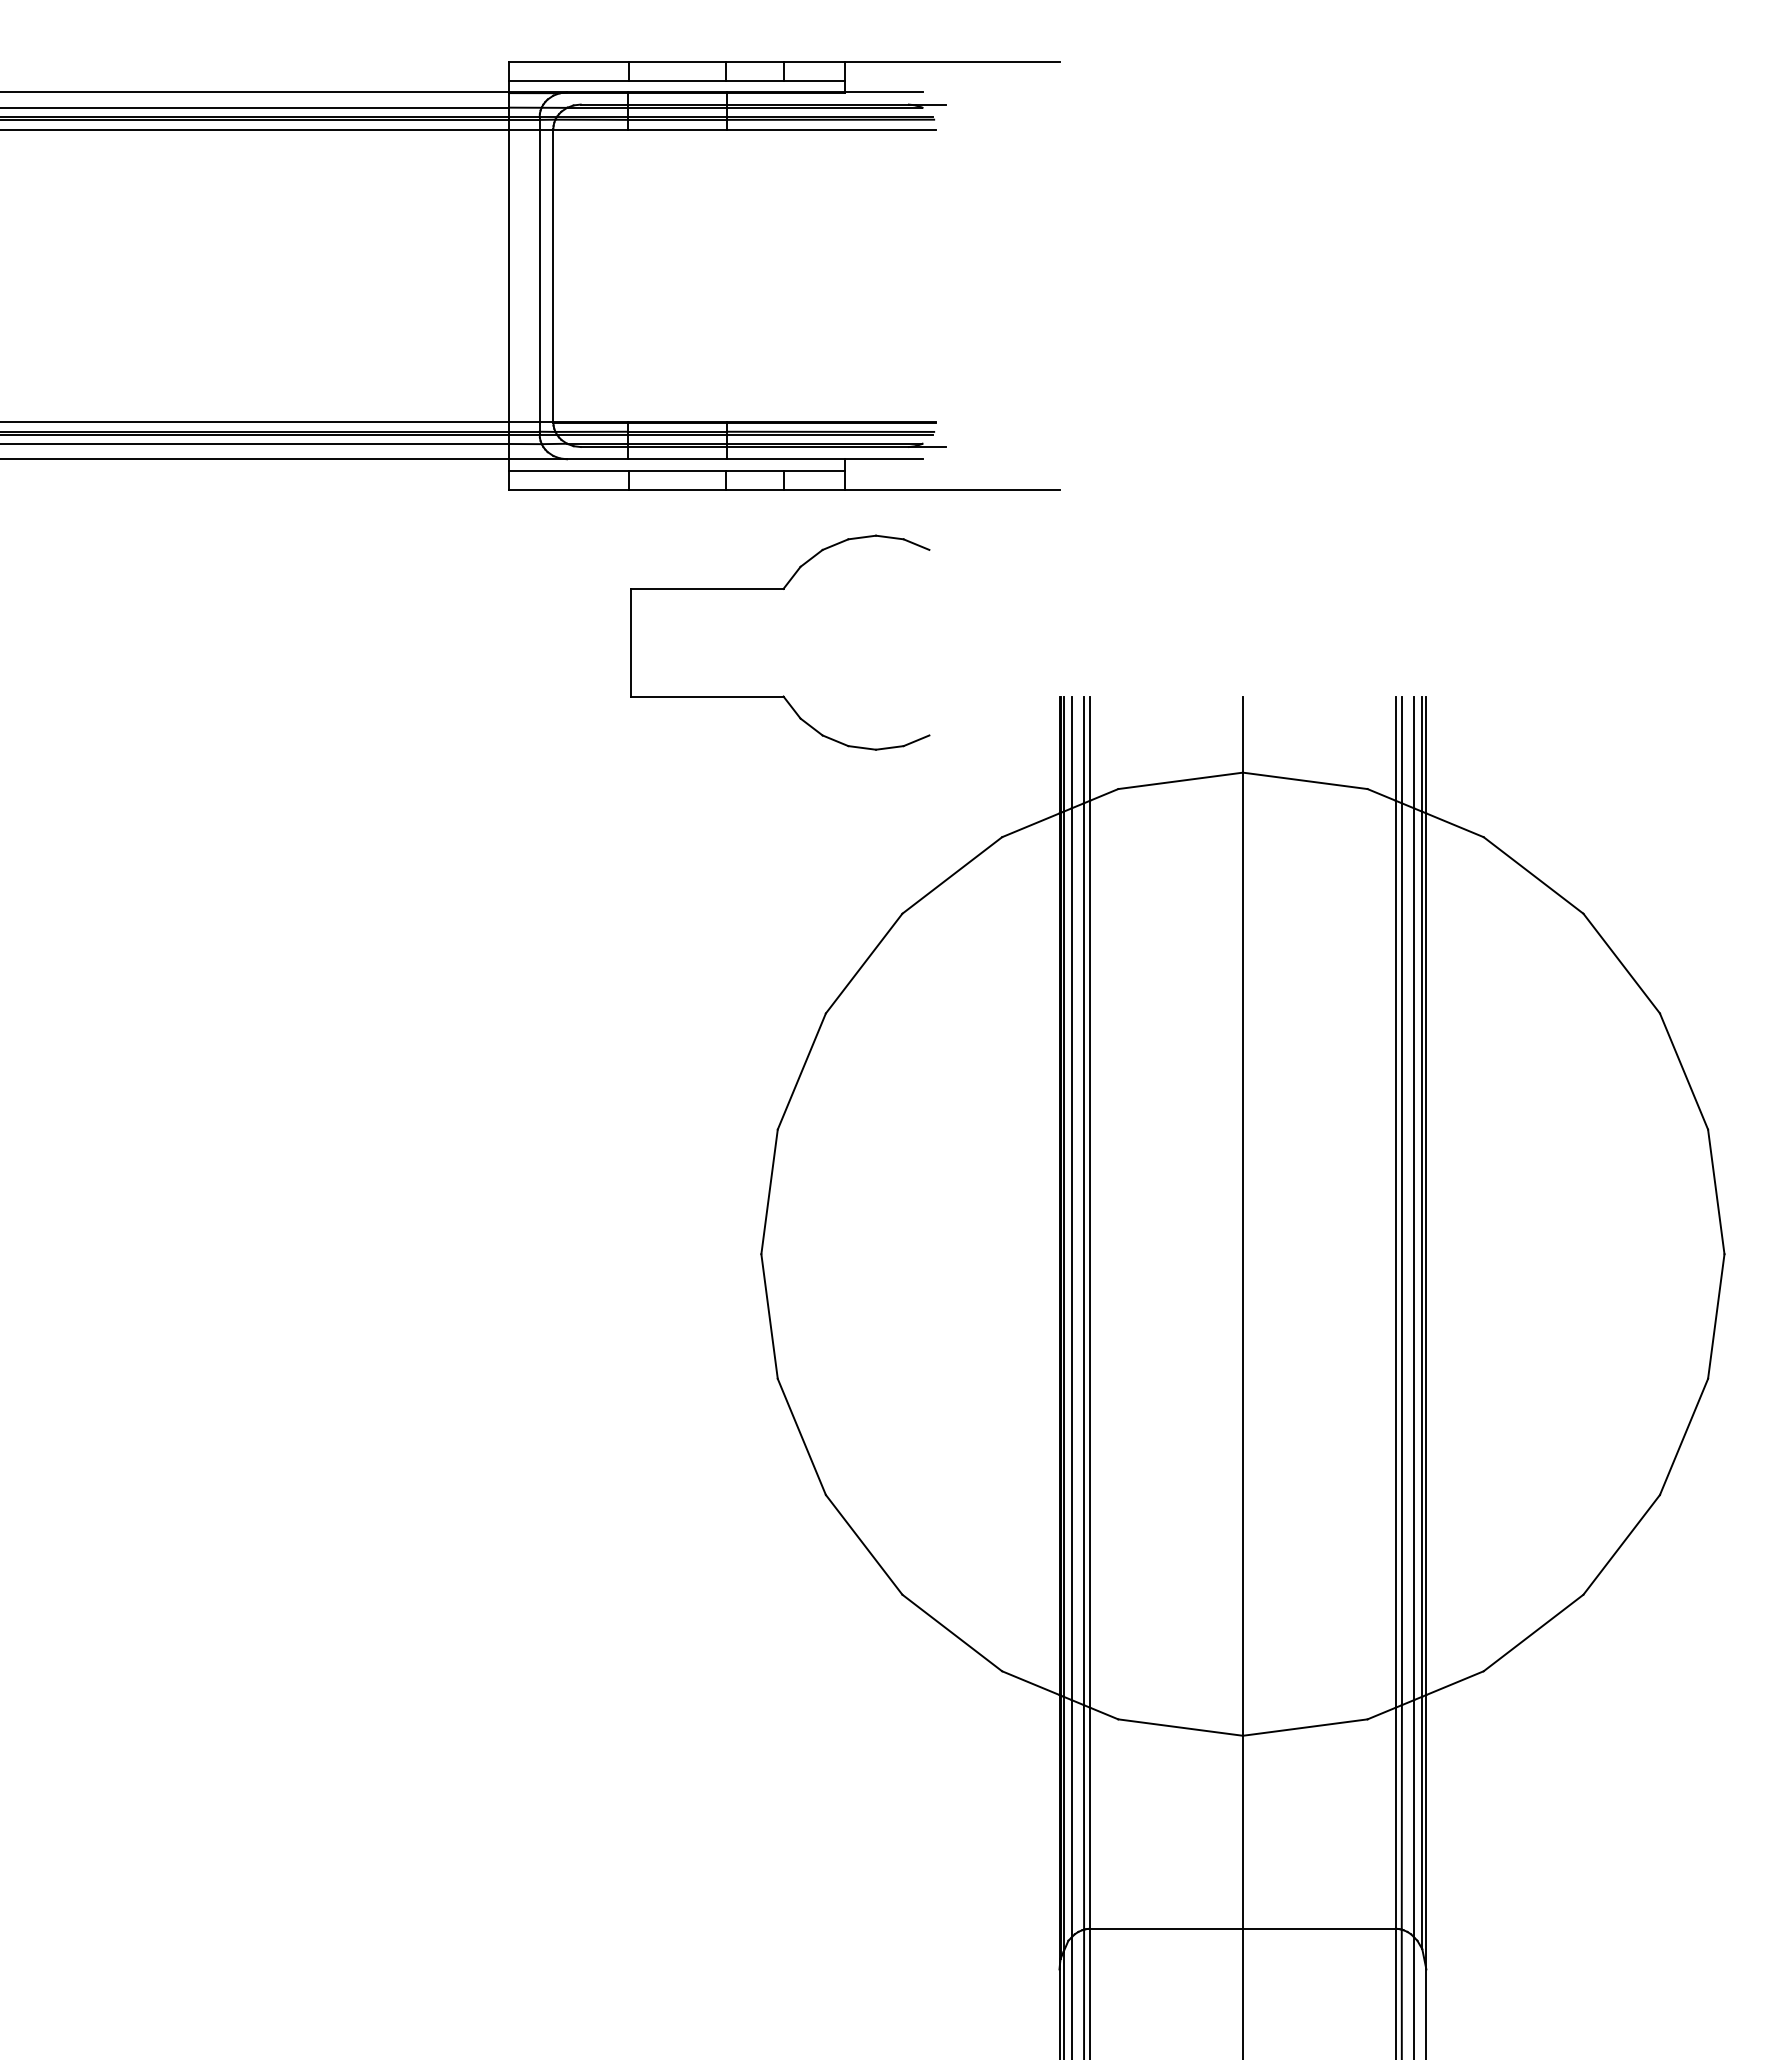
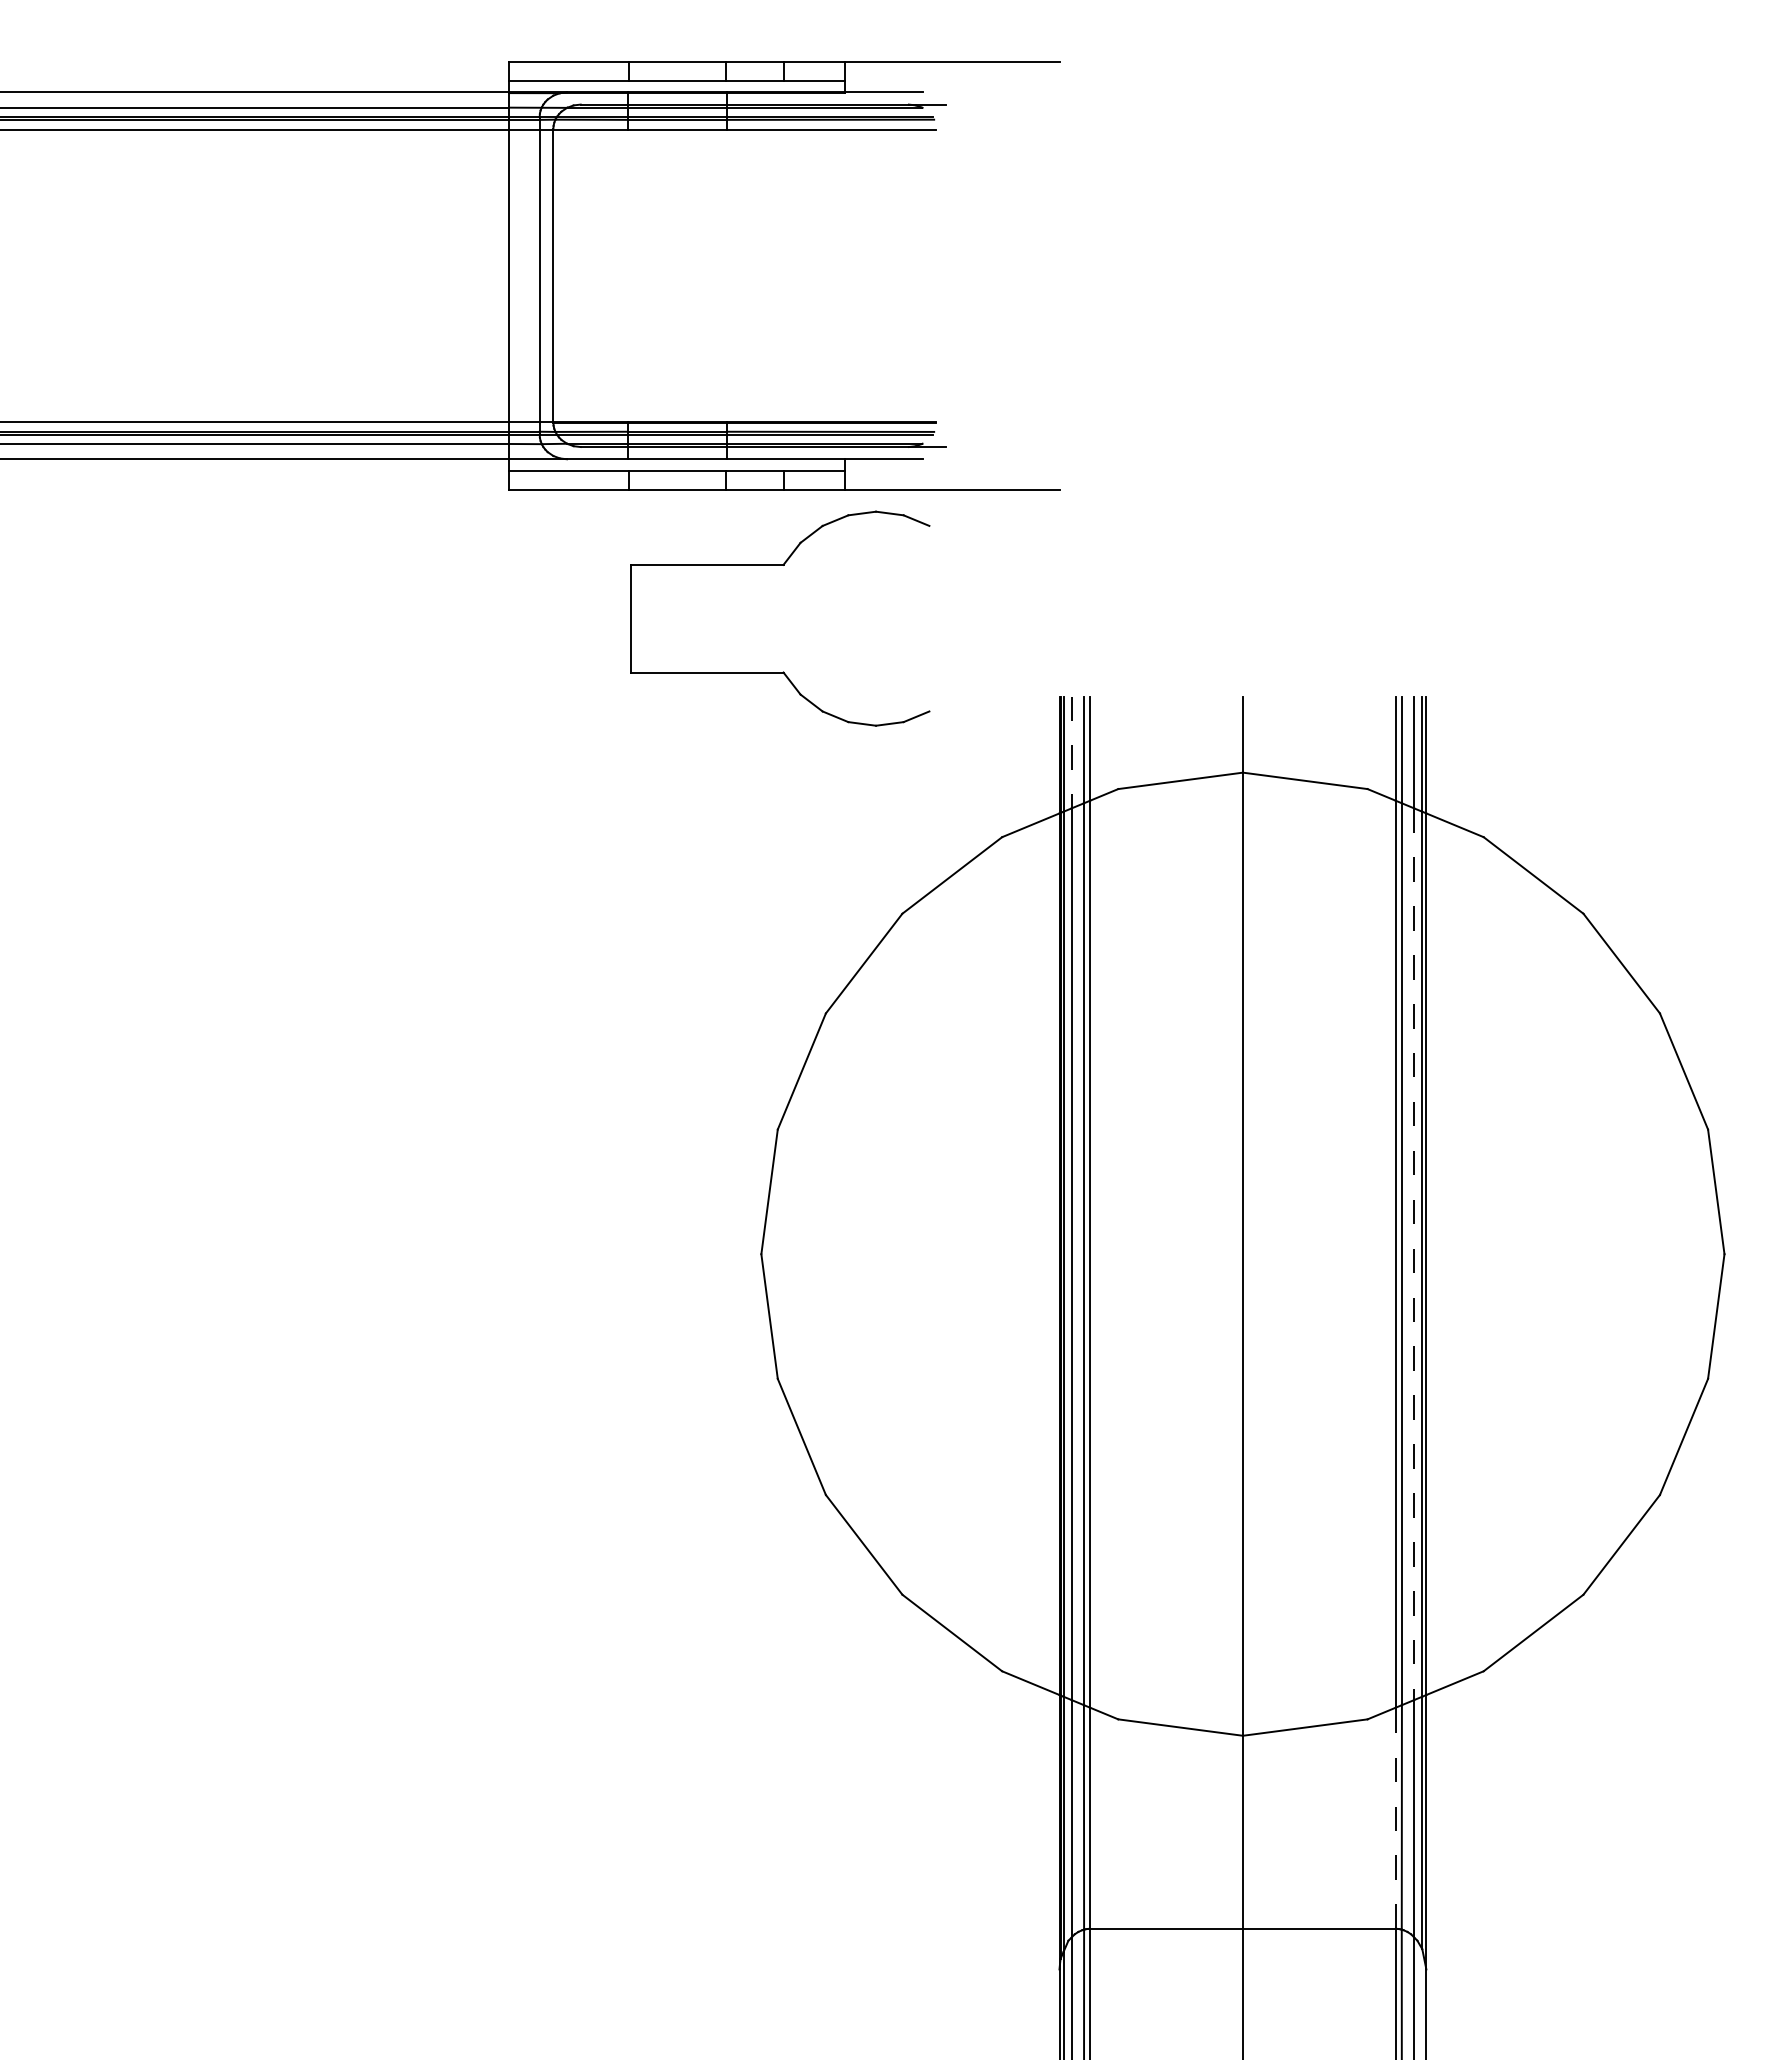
part position: (780, 589) -> (780, 565) (780, 565)
line: solid -> dashed (1071, 752)
line: solid -> dashed (1414, 1254)
line: solid -> dashed (1395, 1818)
